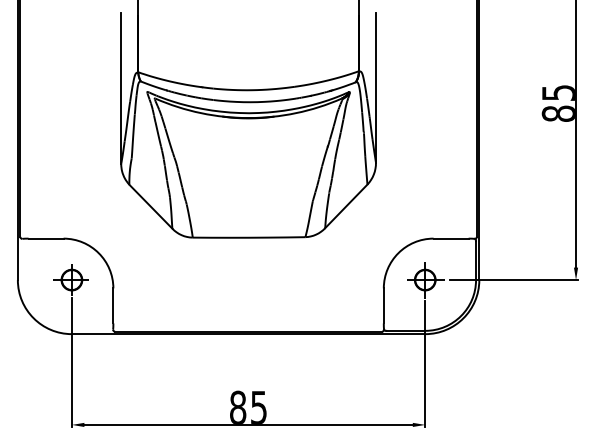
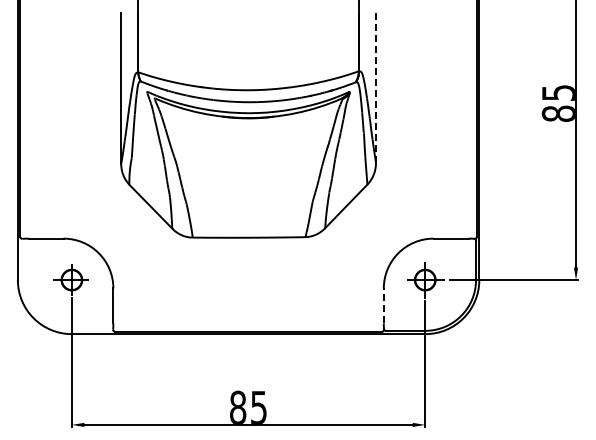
line: solid -> dashed (375, 87)
line: solid -> dashed (383, 305)
